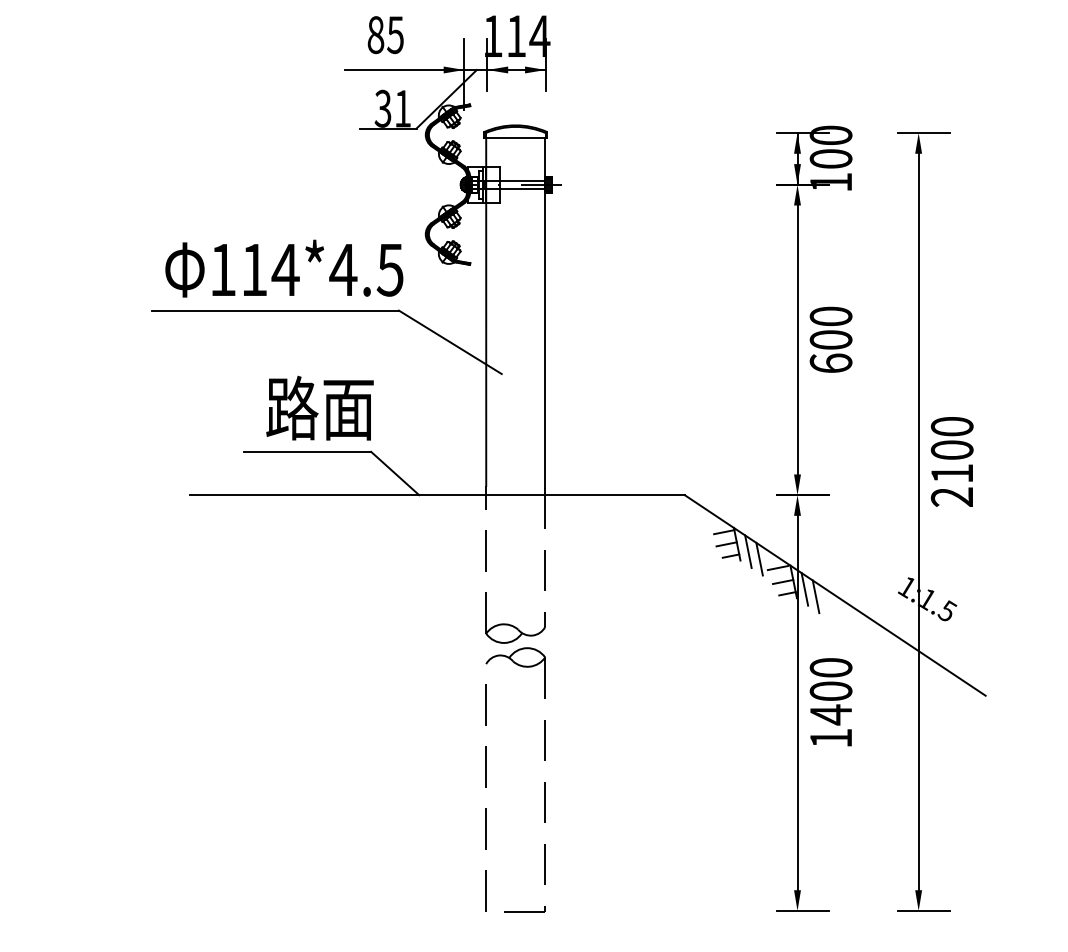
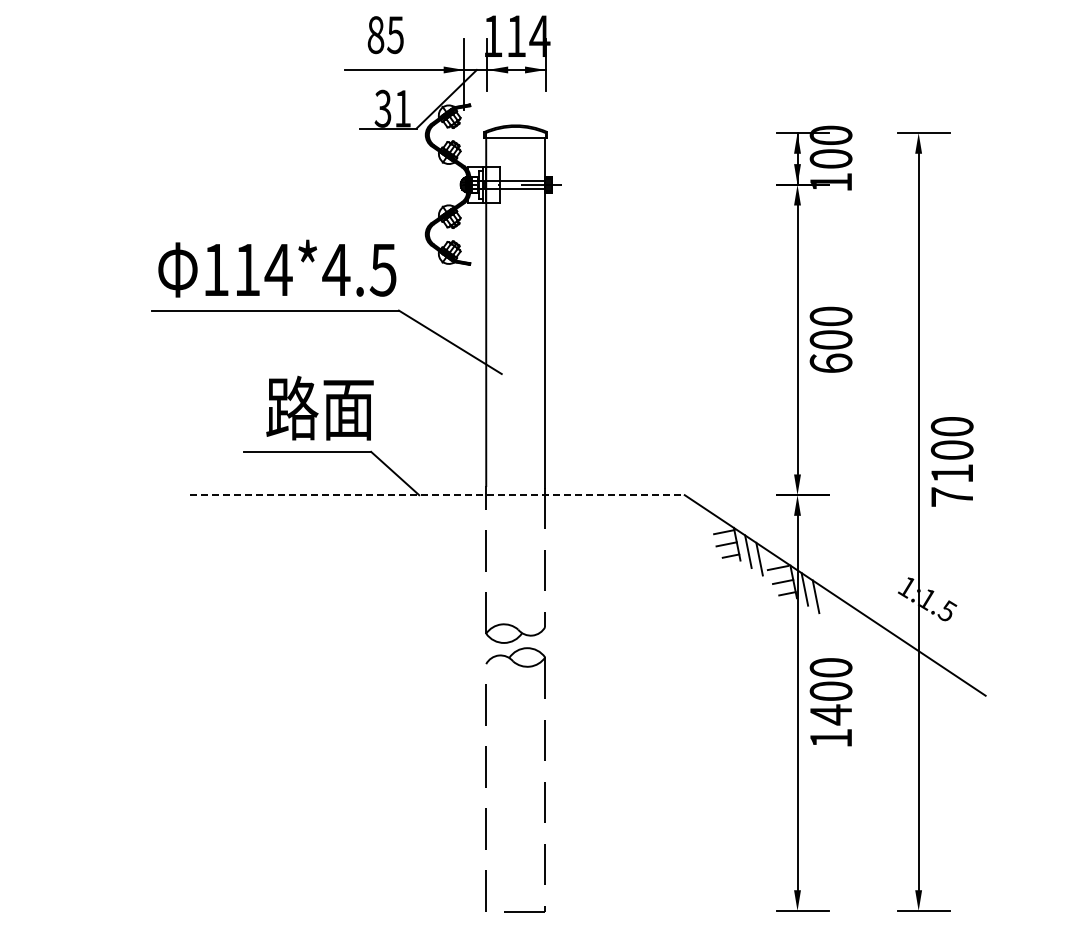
text position: (284, 268) -> (277, 268) (277, 268)
line: solid -> dashed (437, 495)
text: 2100 -> 7100 (951, 496)
